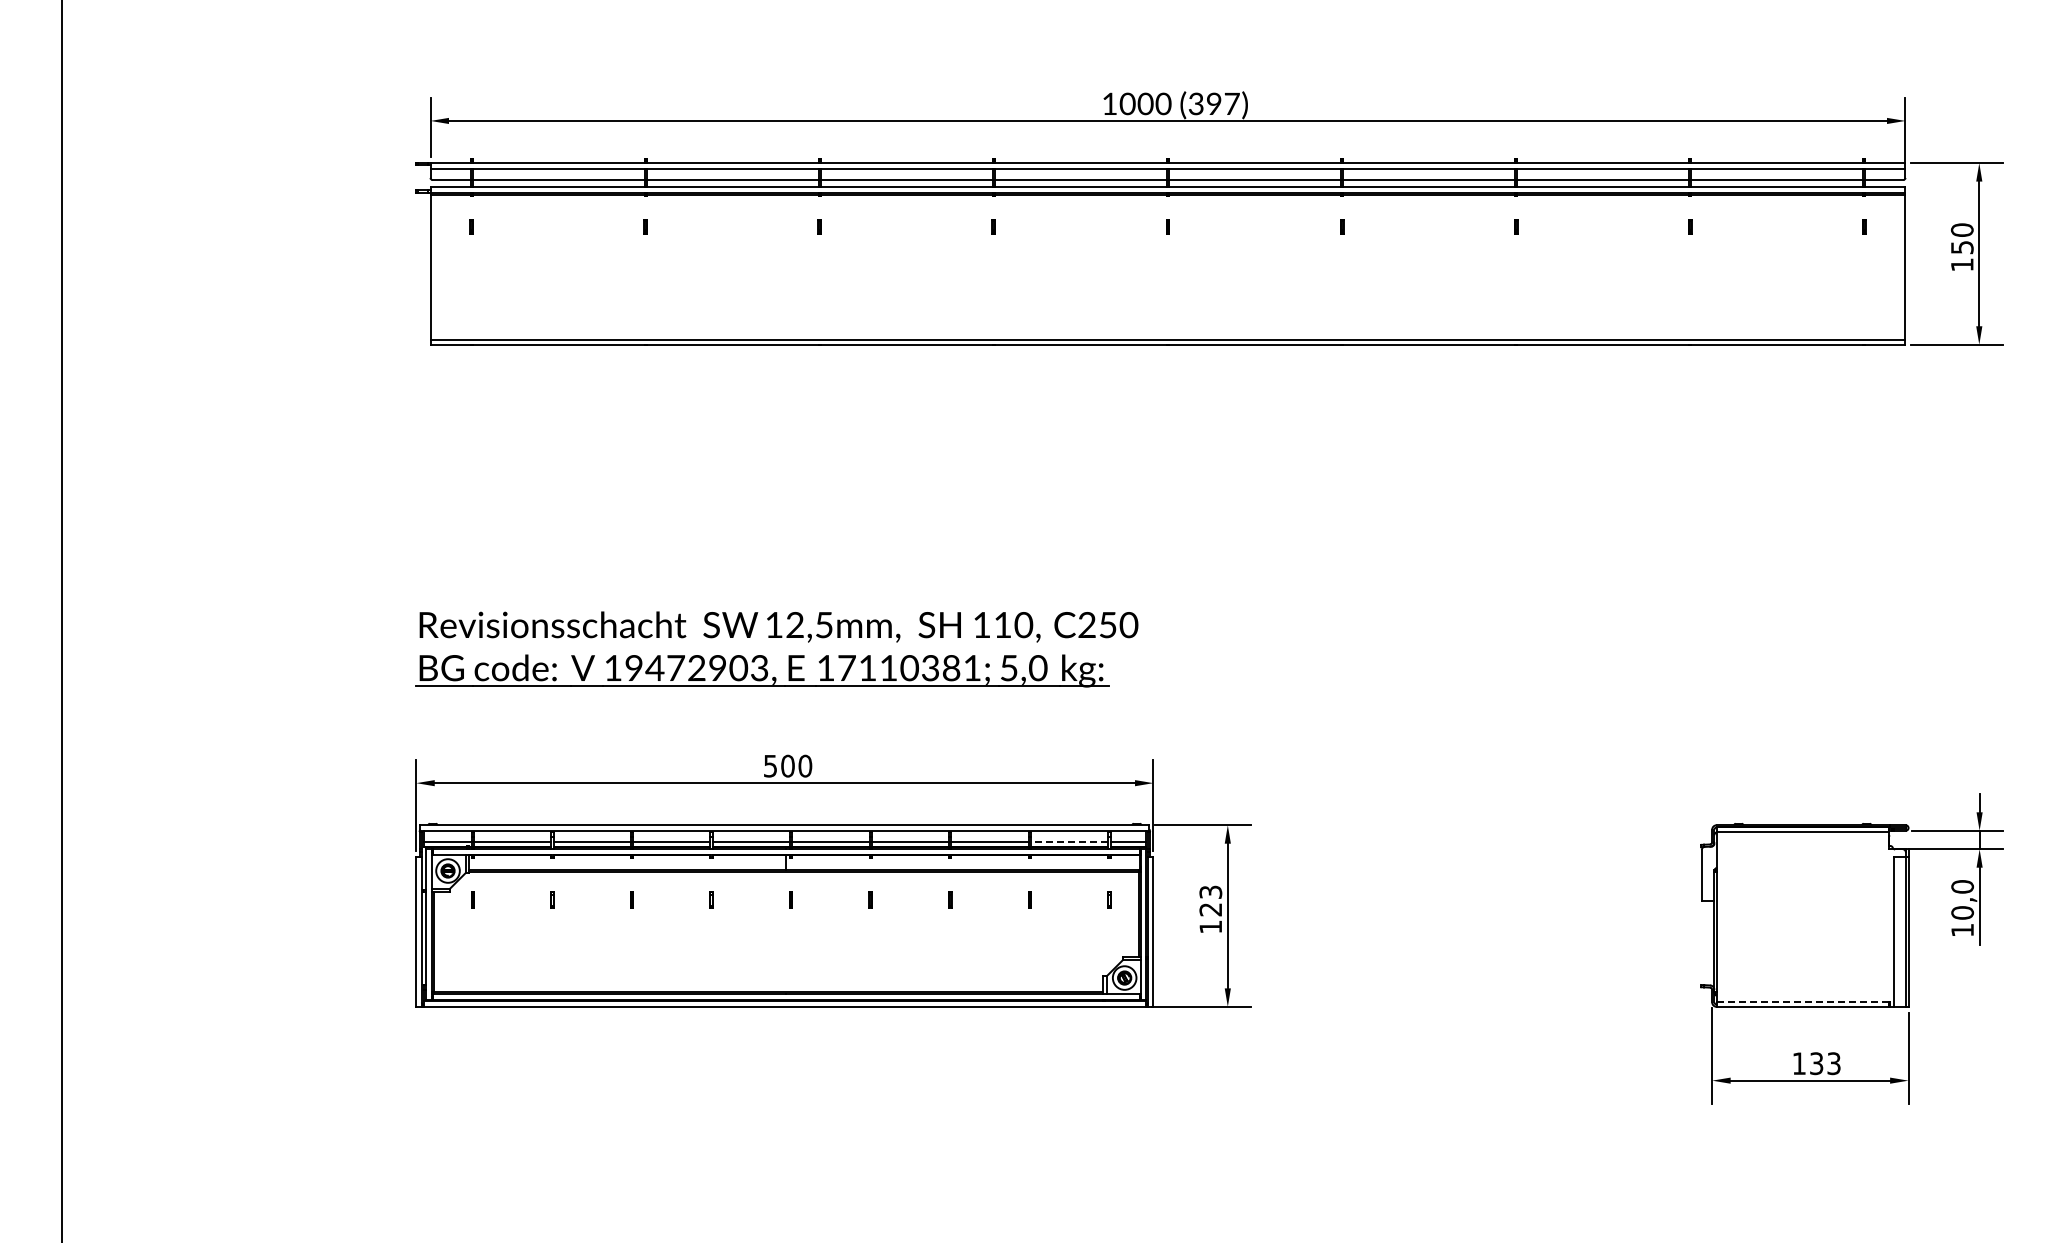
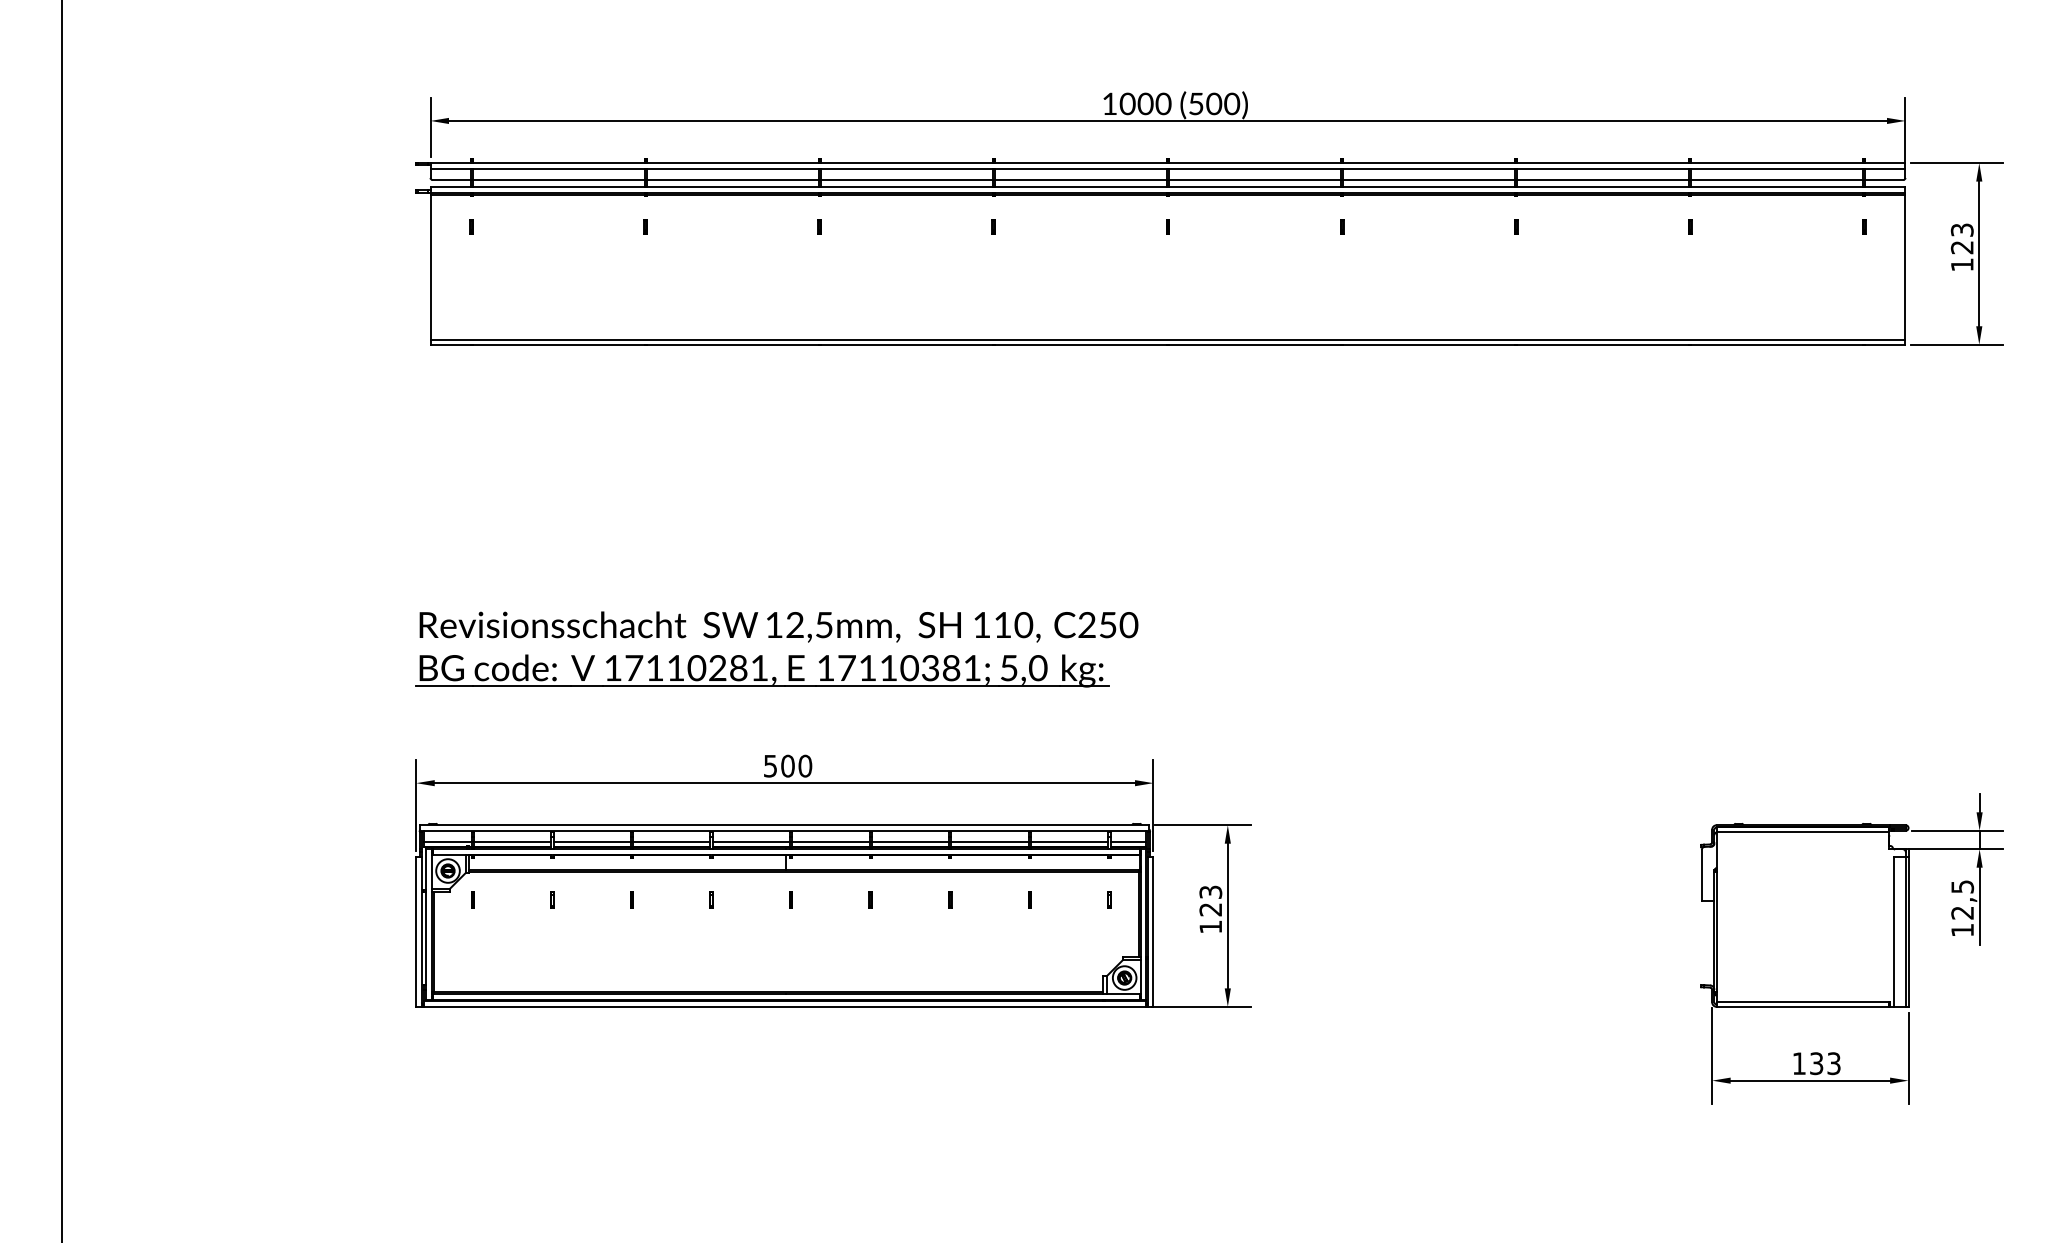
text: (397) -> (500) (1214, 103)
text: 150 -> 123 (1961, 238)
text: 19472903, -> 17110281, (696, 668)
line: dashed -> solid (1069, 842)
text: 10,0 -> 12,5 (1962, 899)
line: dashed -> solid (1803, 1002)
